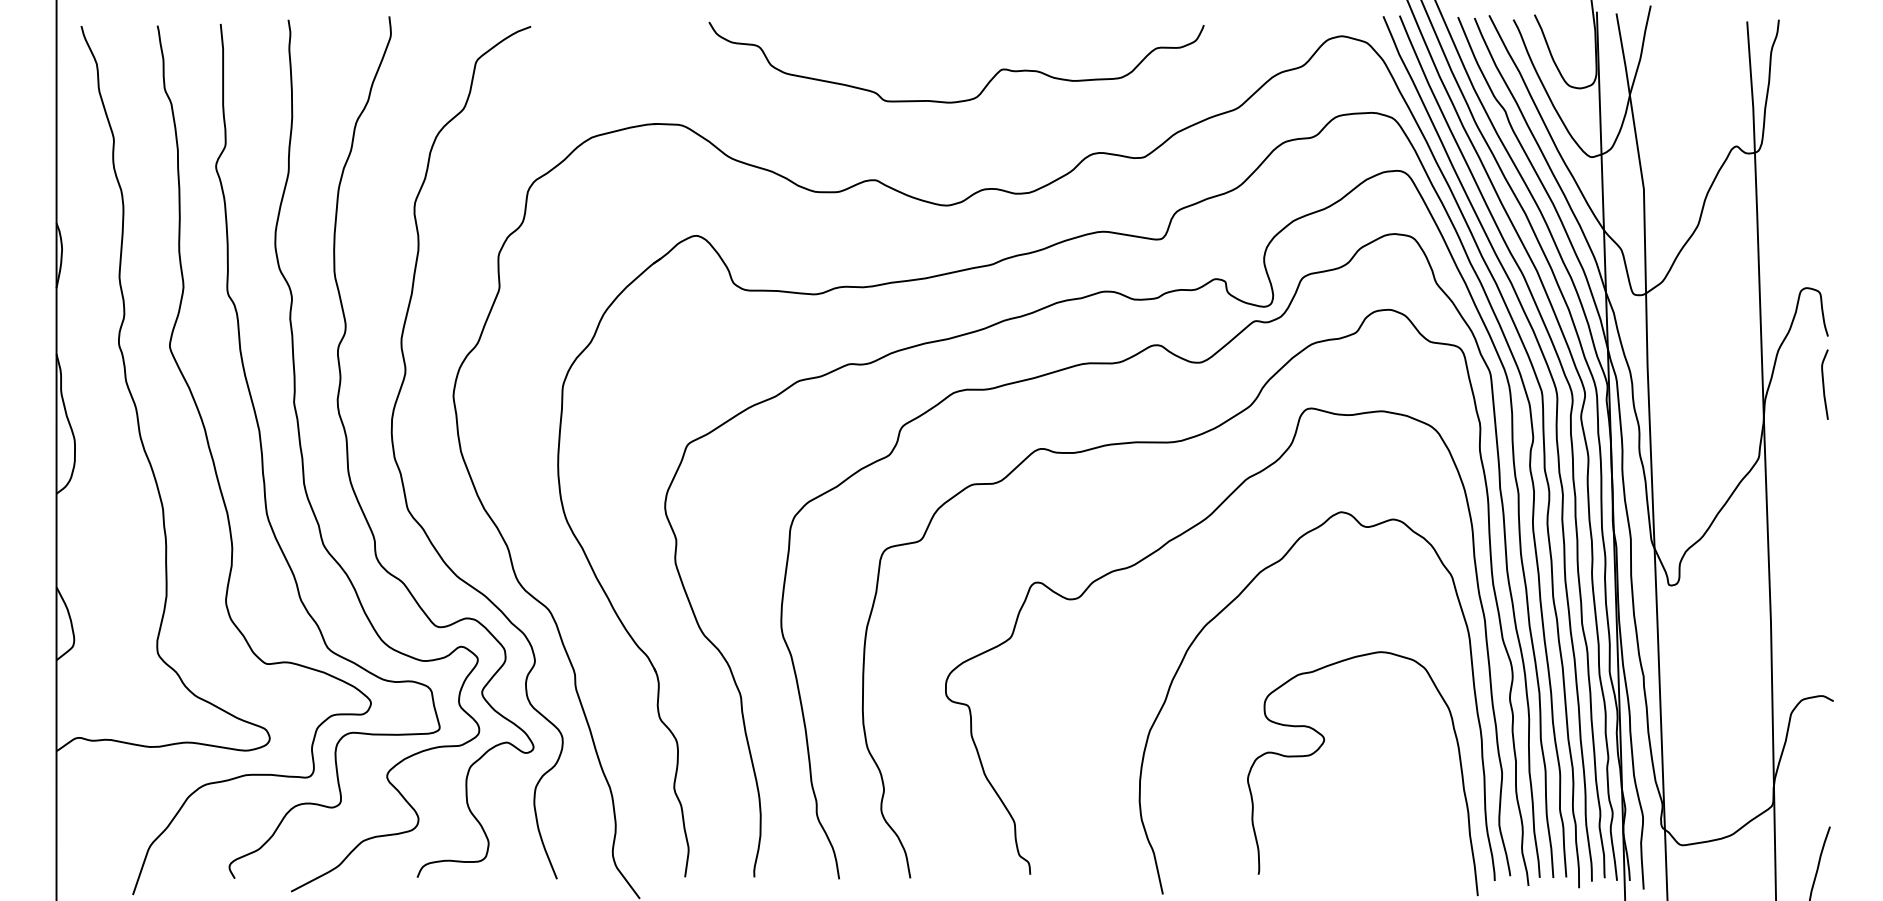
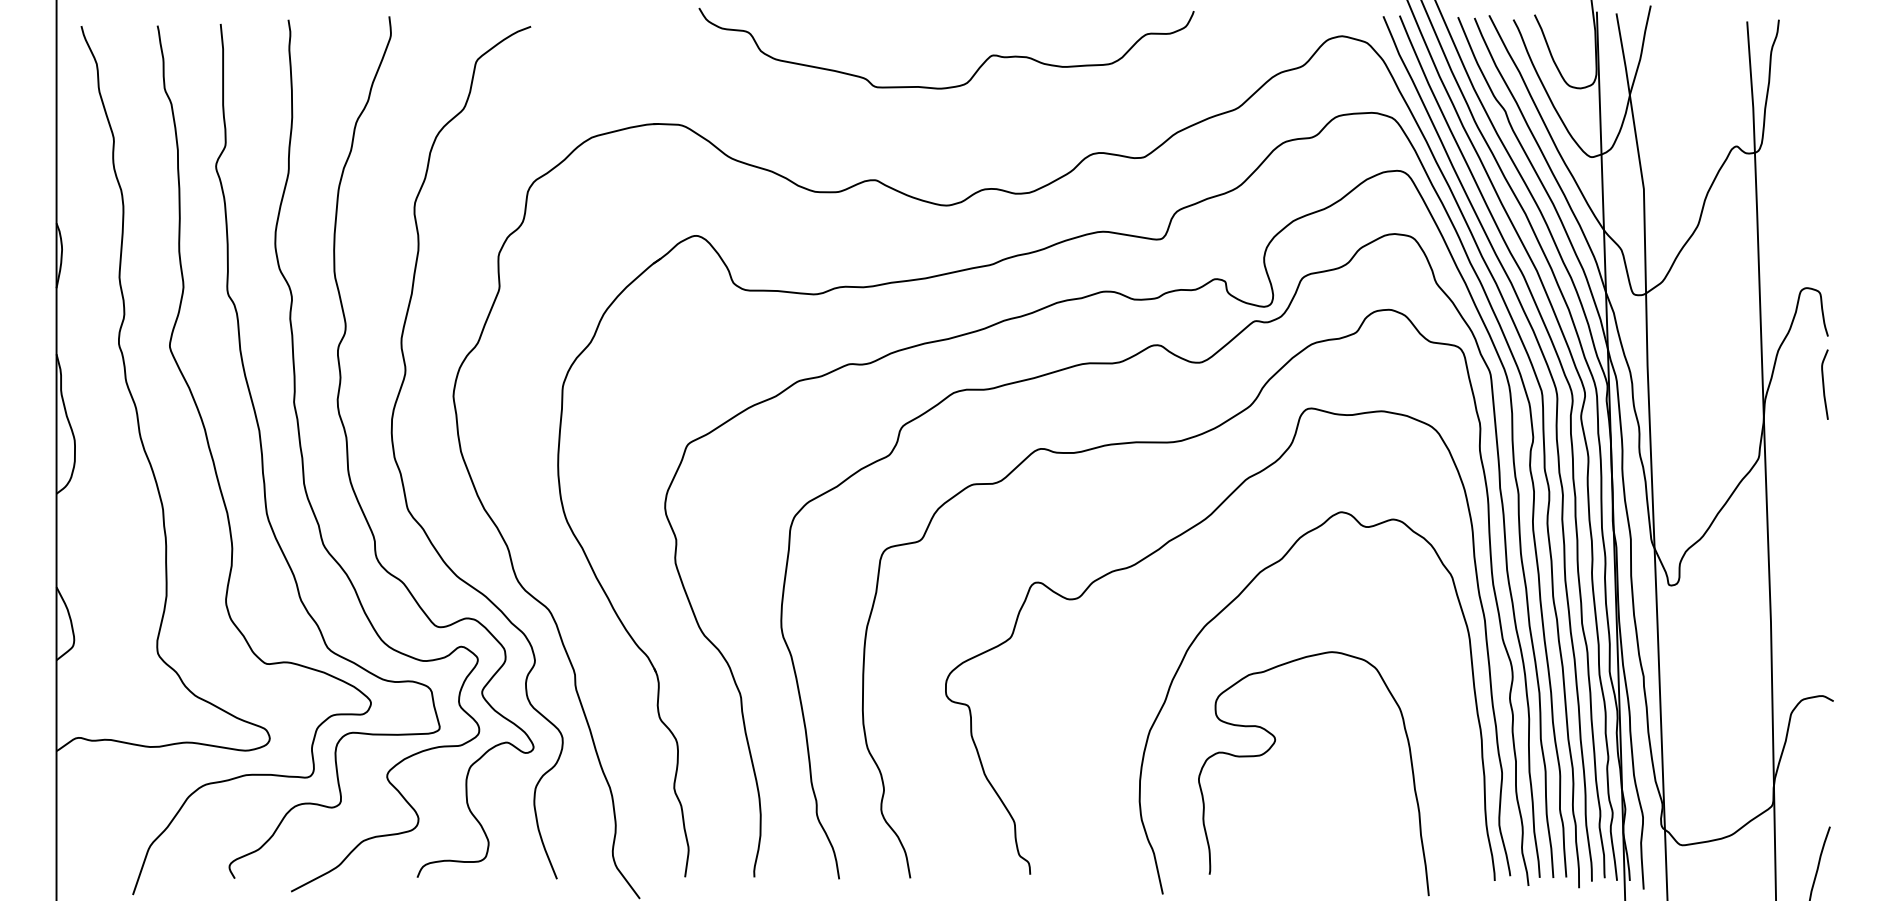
curve position: (984, 86) -> (974, 72) (974, 72)
curve position: (1323, 744) -> (1274, 744) (1274, 744)
